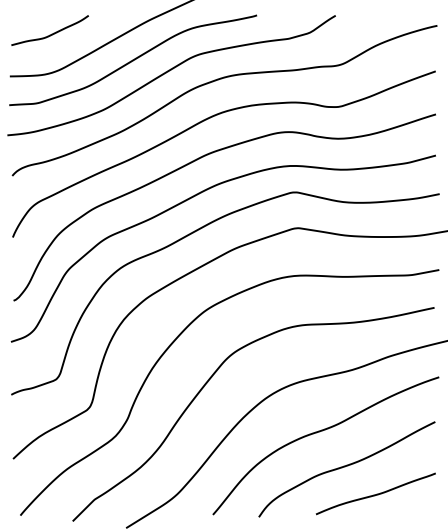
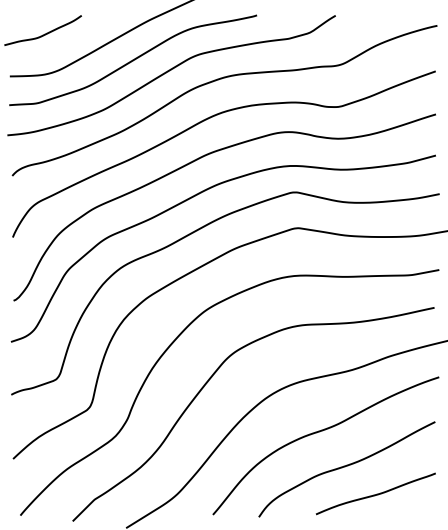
curve position: (51, 33) -> (44, 33) (44, 33)
